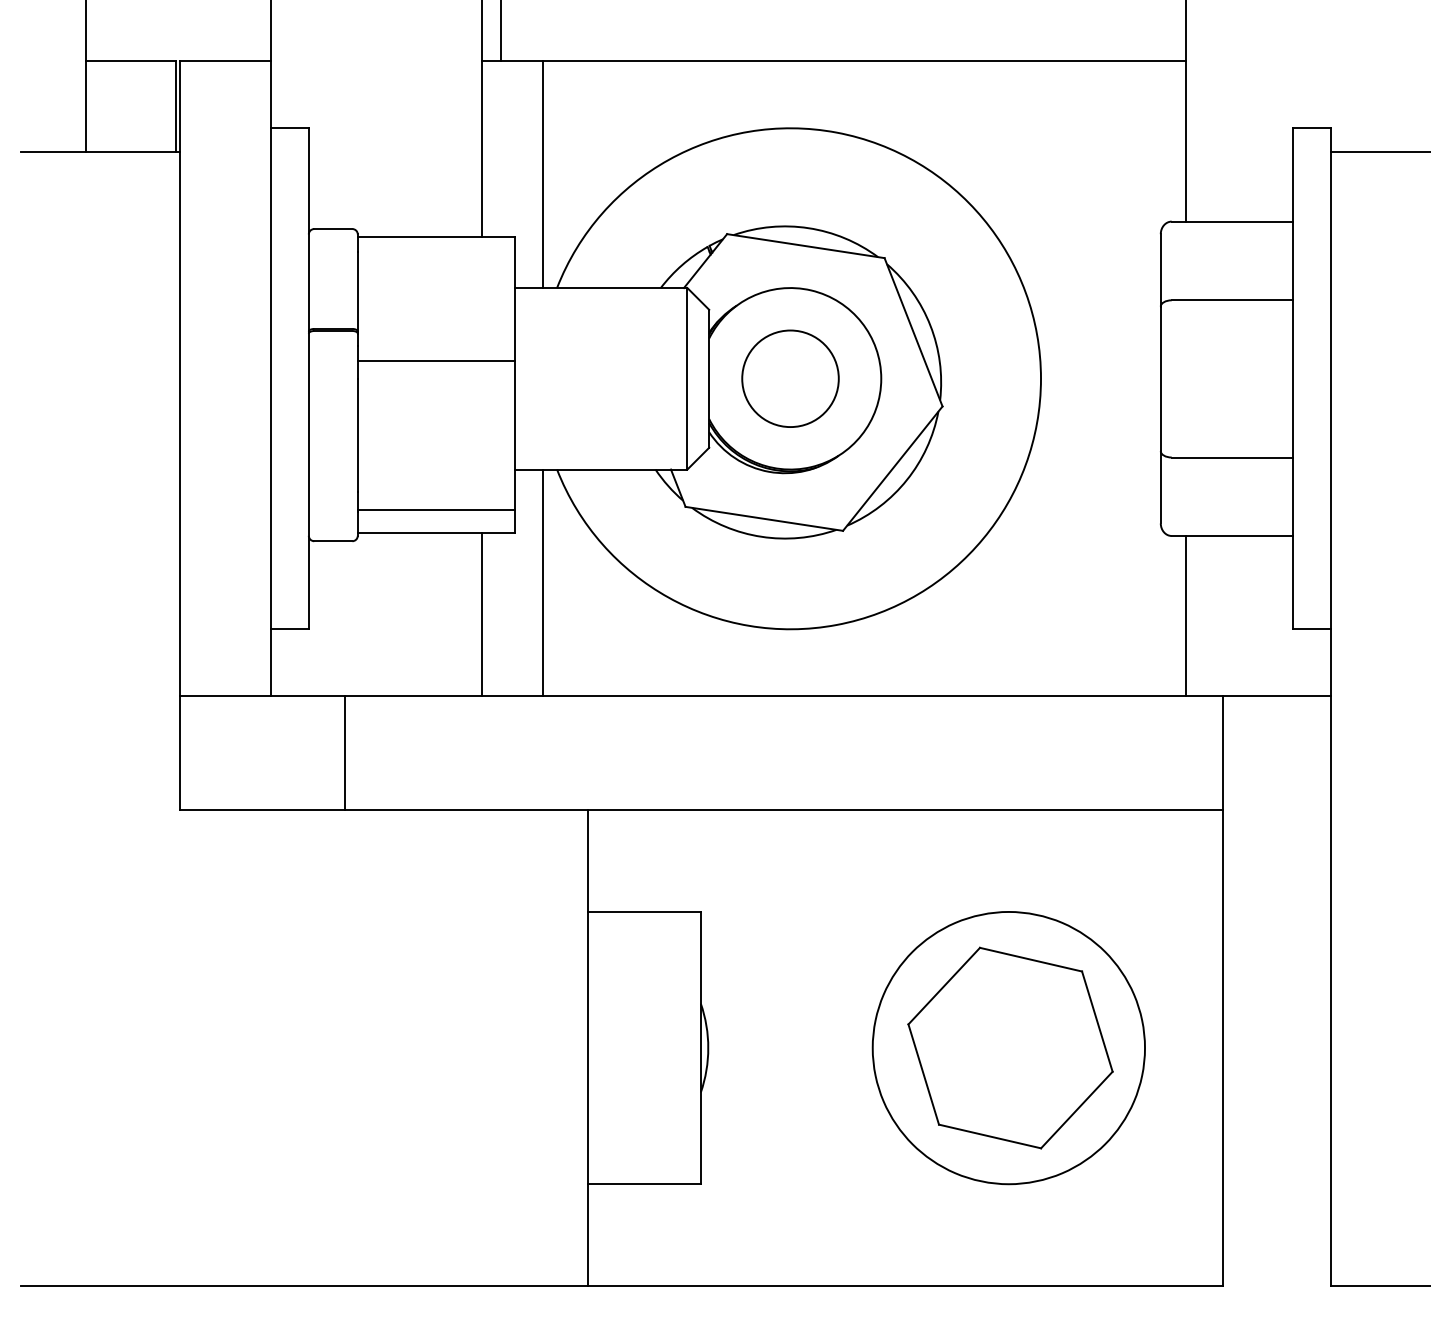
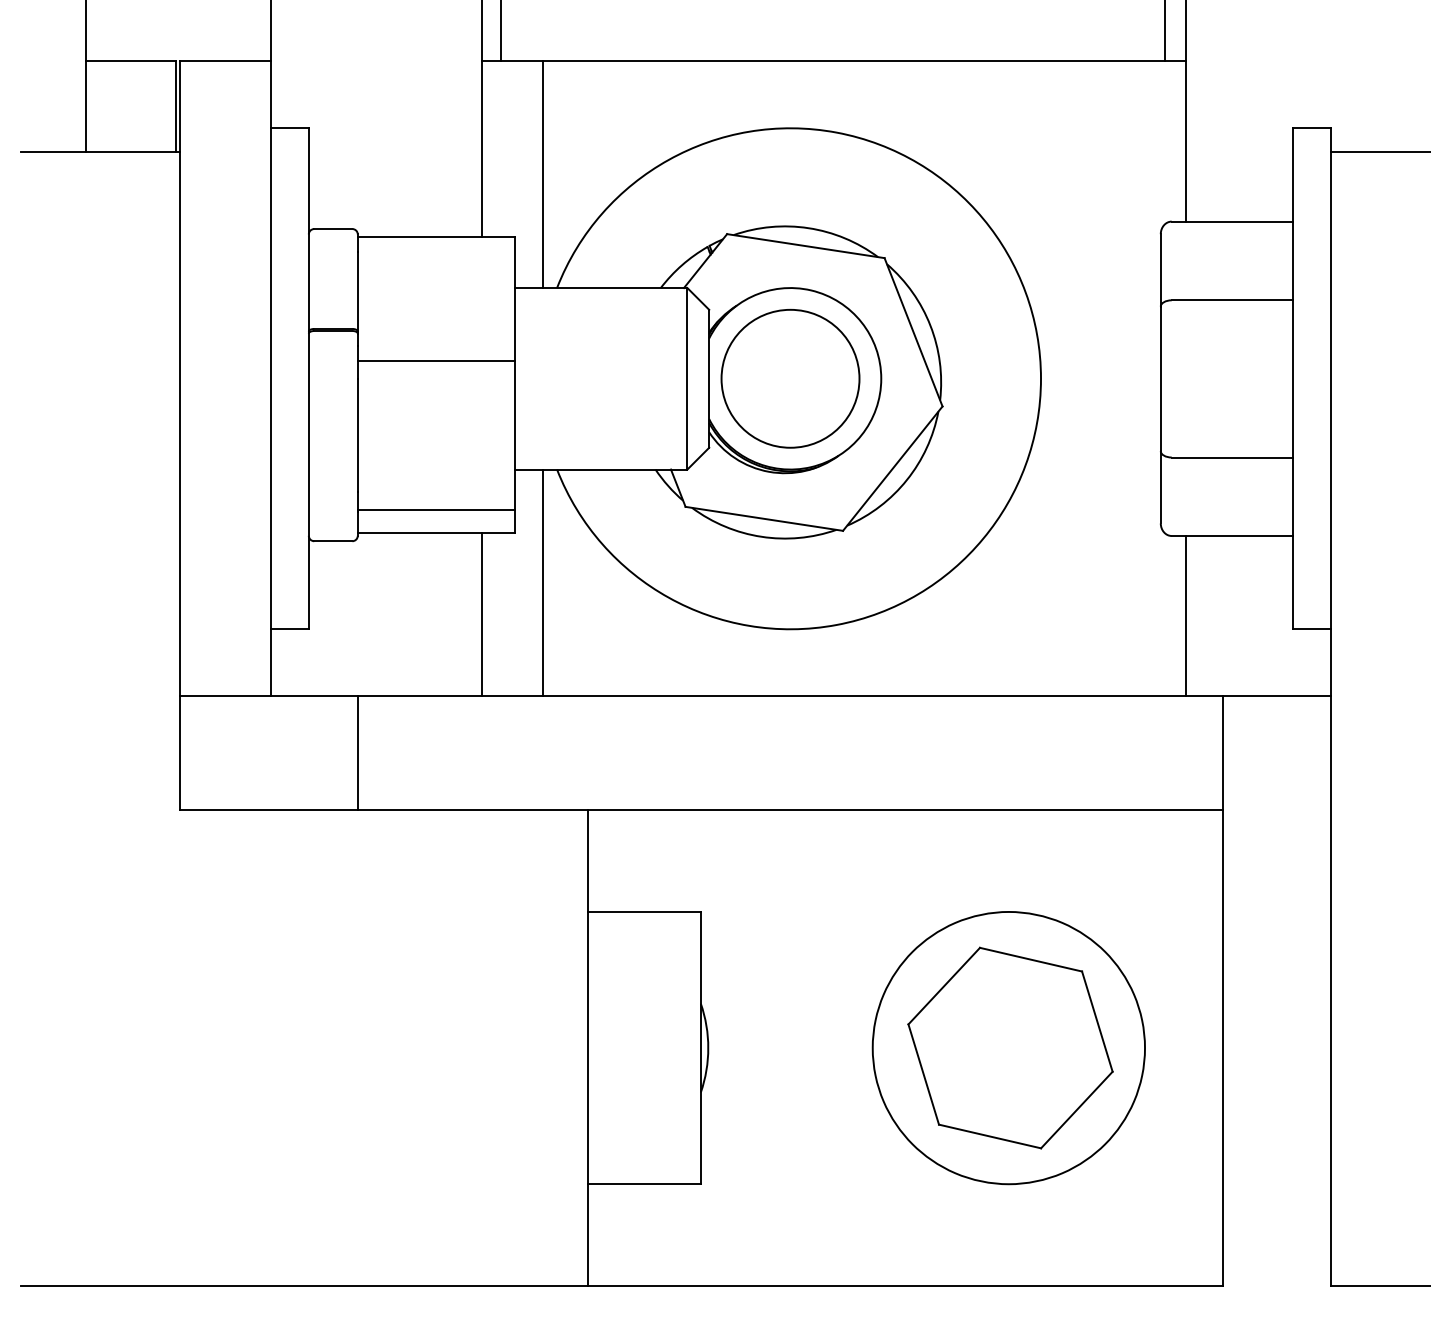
line: none -> present (1165, 31)
circle diameter: 97 px -> 138 px (790, 378)
line position: (344, 752) -> (357, 752) (357, 752)
